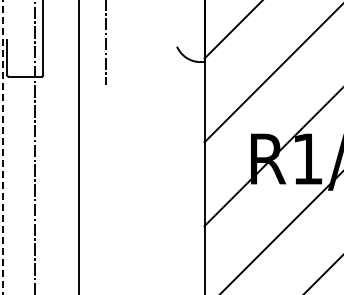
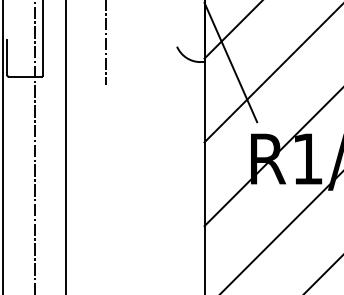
line: none -> present (230, 62)
line: dashed -> solid (3, 146)
line position: (79, 146) -> (66, 146) (66, 146)
